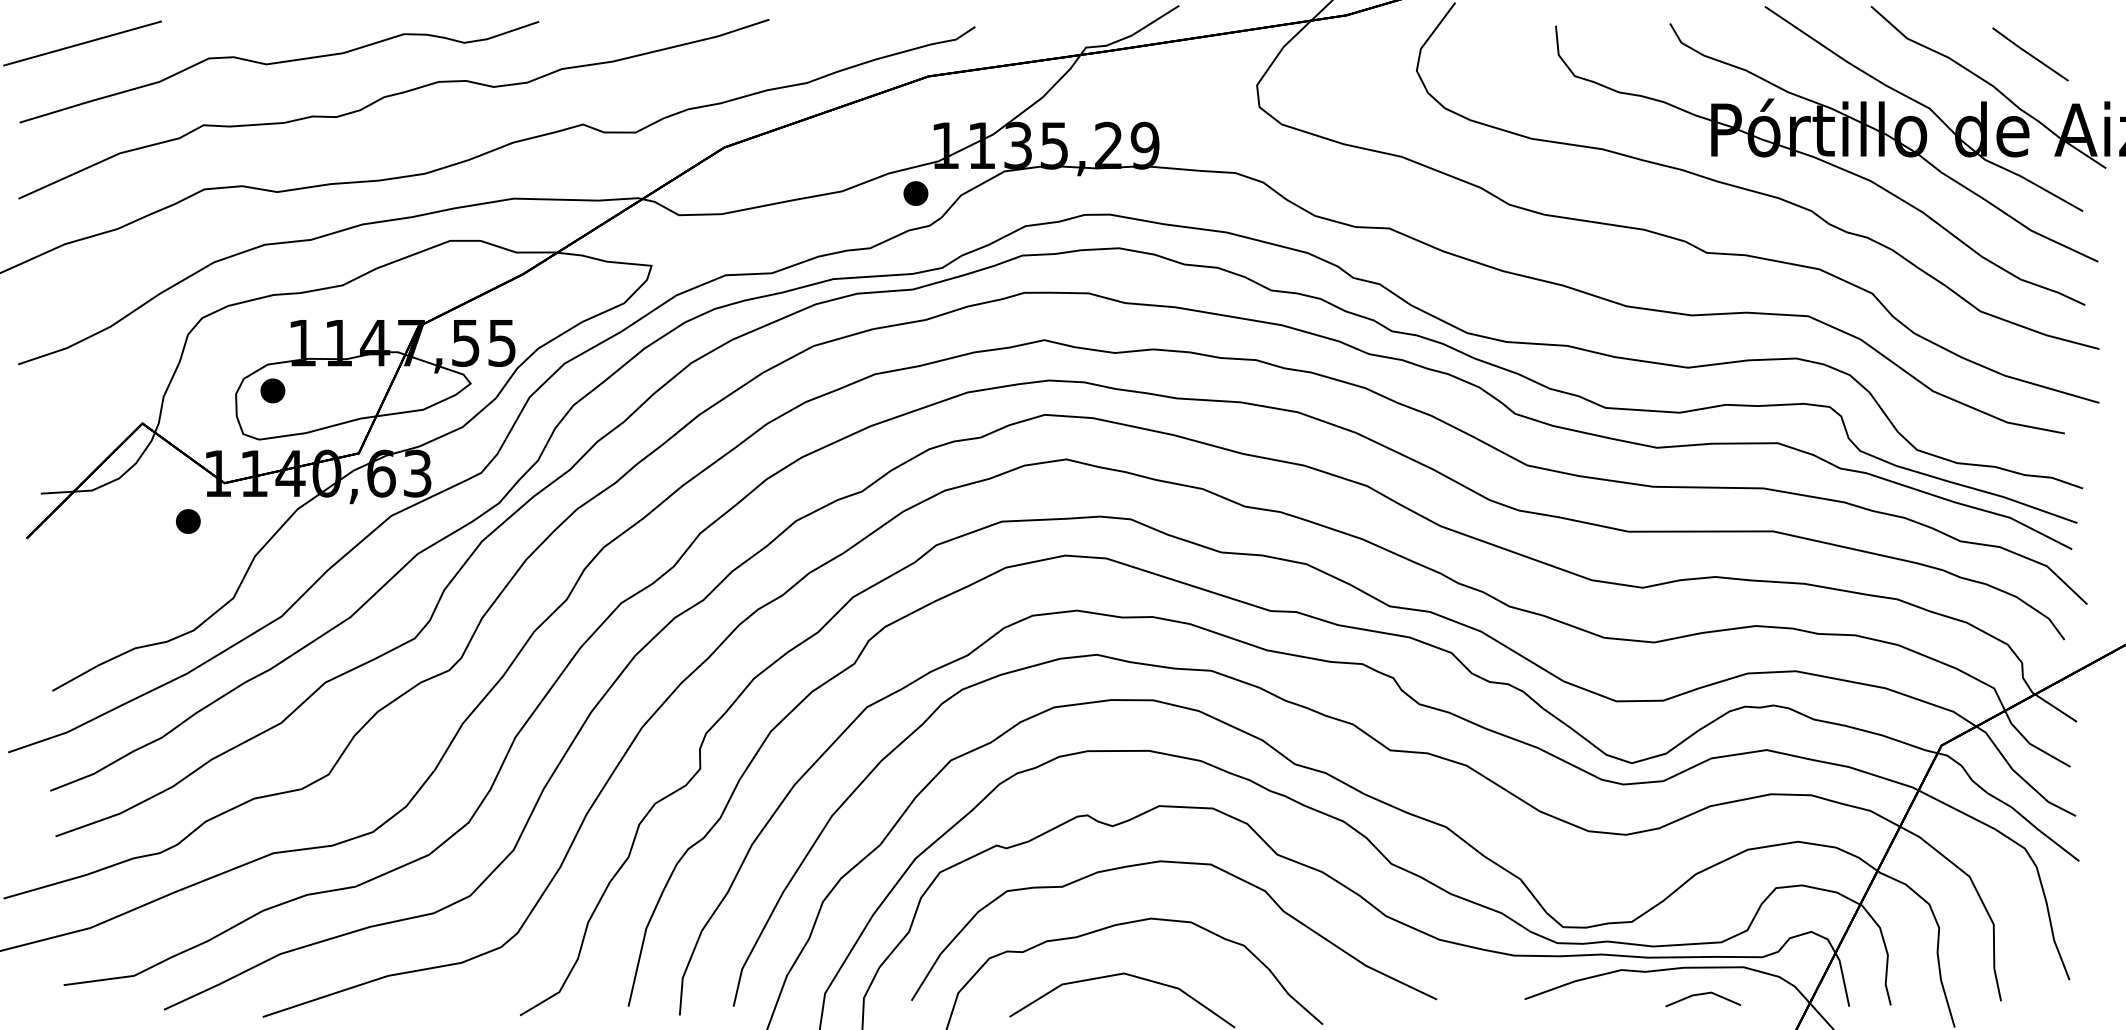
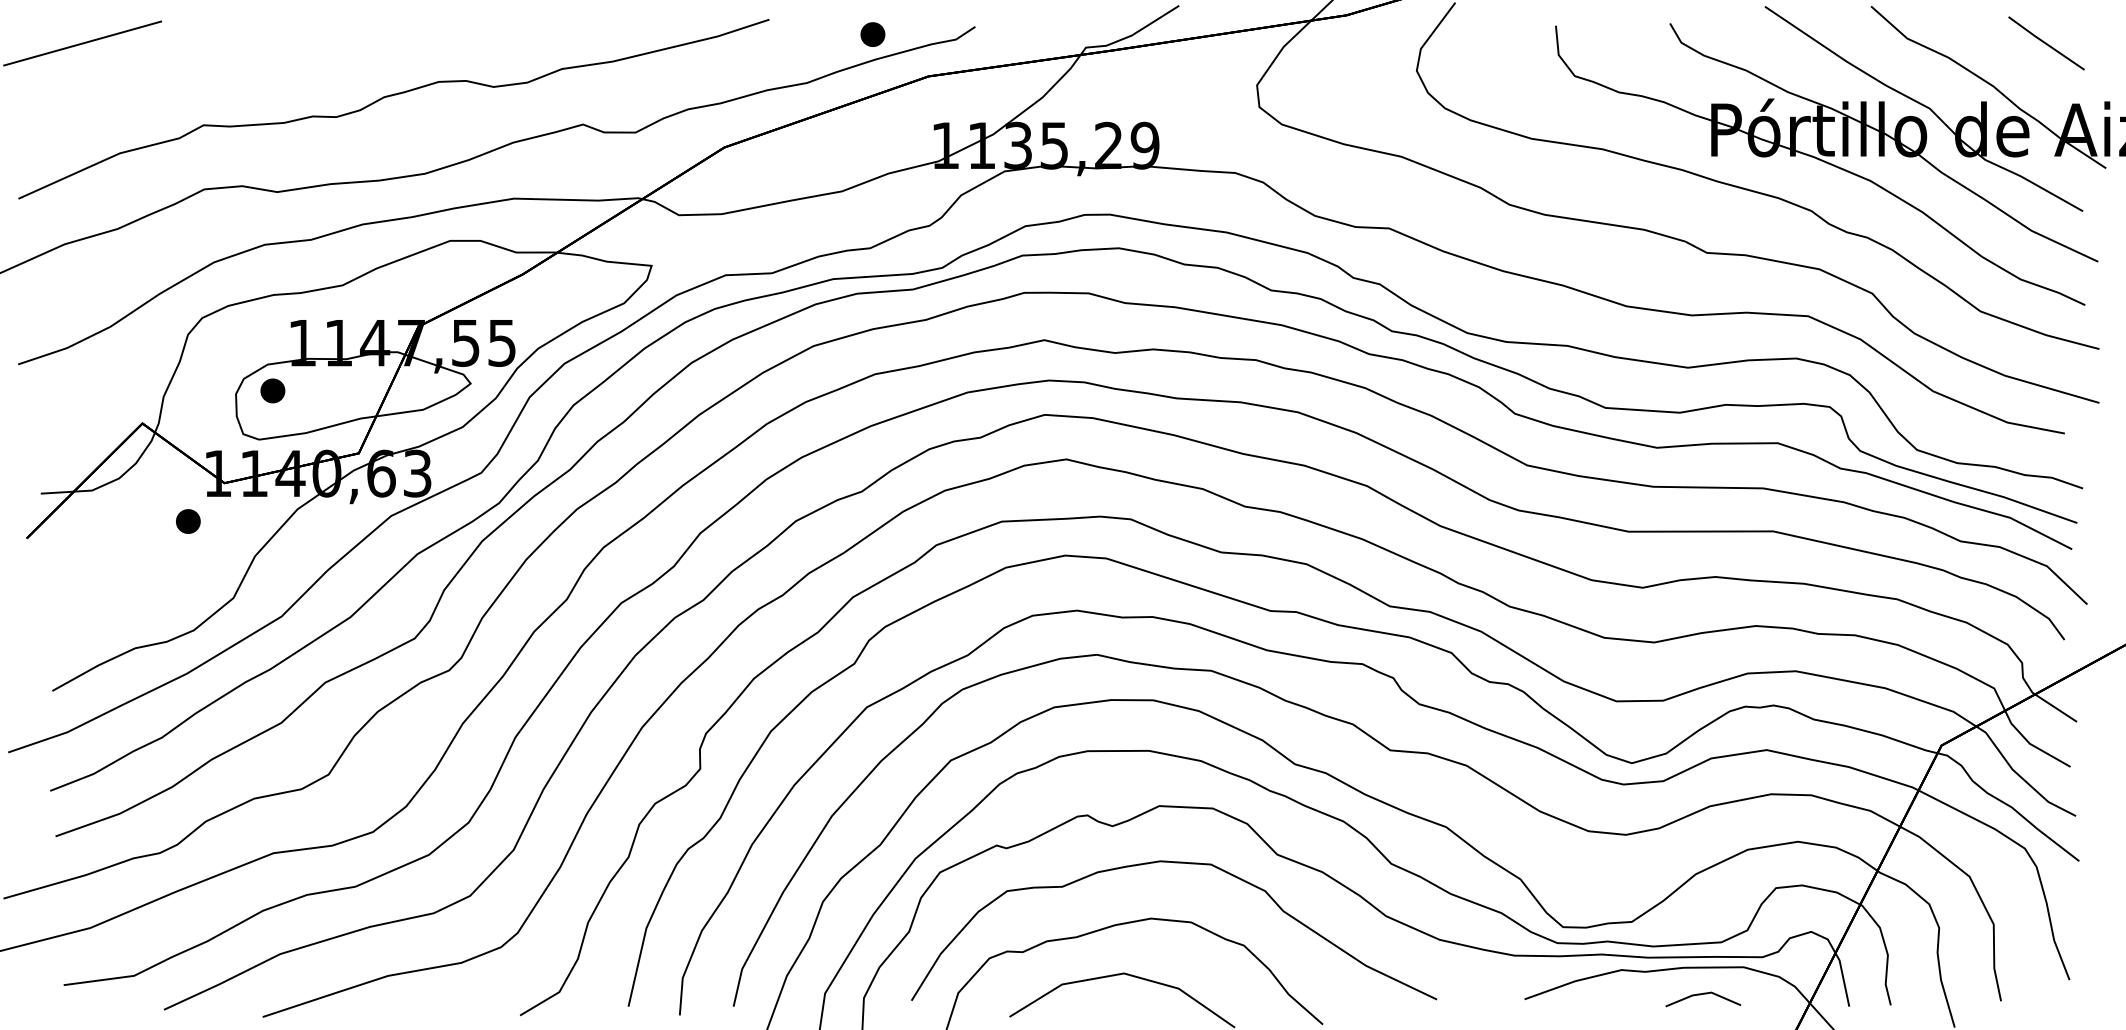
line position: (2030, 54) -> (2046, 43) (2046, 43)
curve: present -> none (279, 63)
part position: (915, 193) -> (872, 34) (872, 34)
